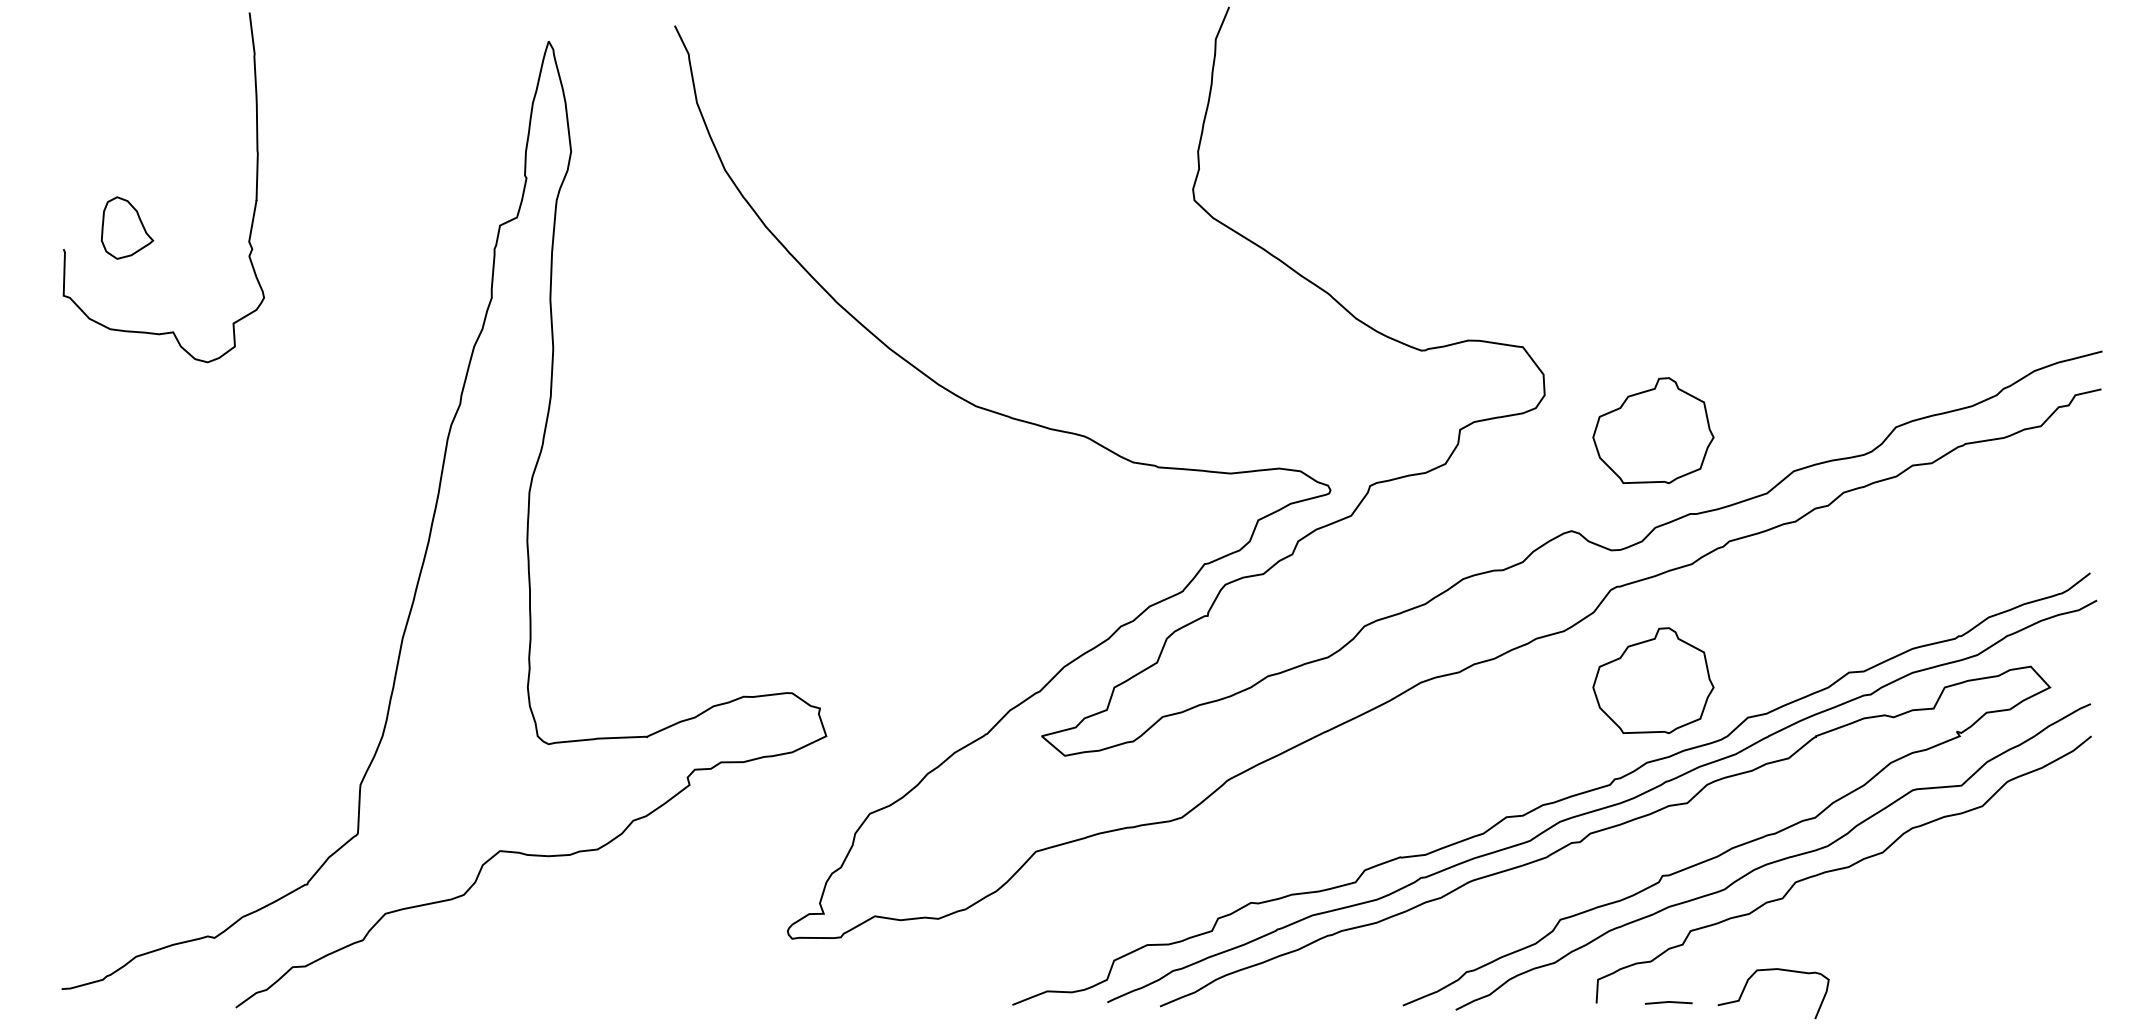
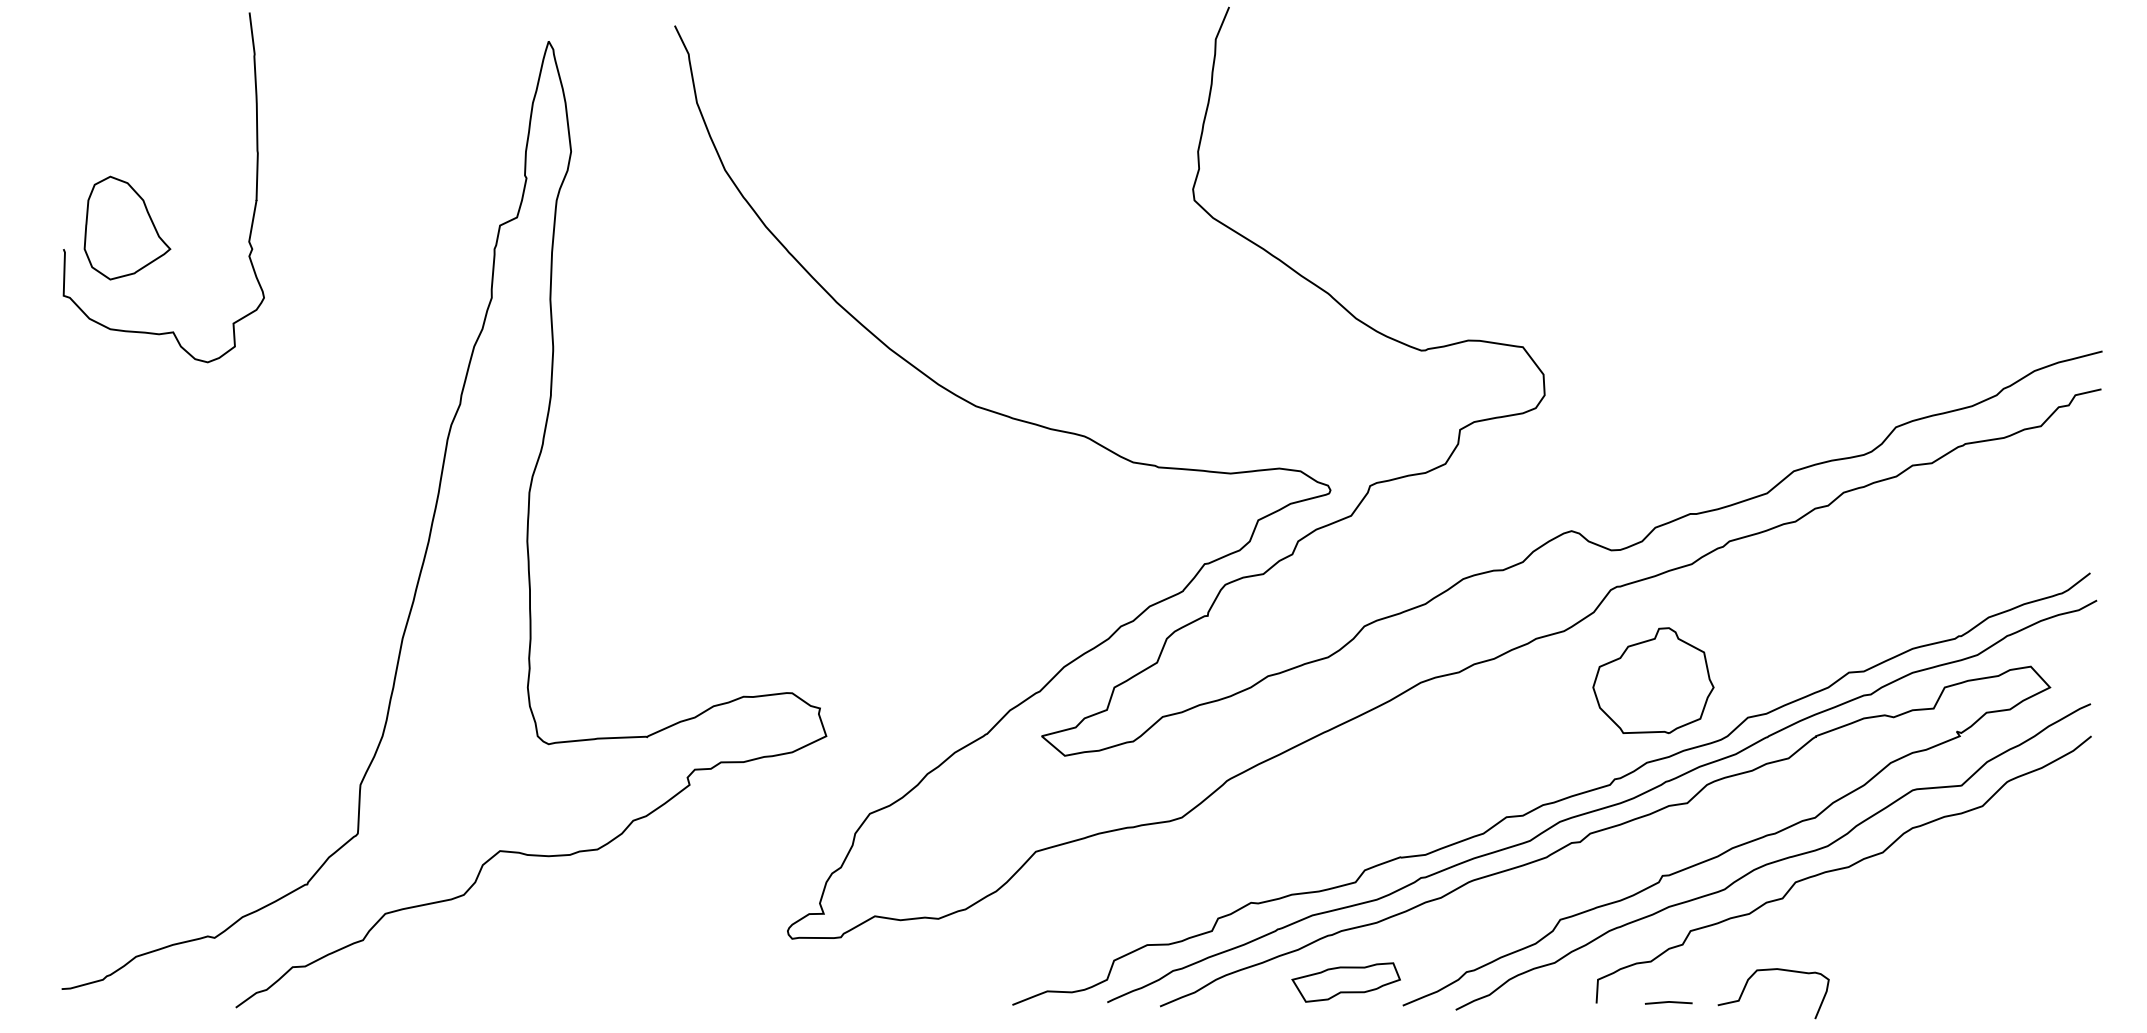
part size: 55x64 px -> 89x106 px (127, 227)
part: present -> none (1653, 430)
part: none -> present (1345, 982)
